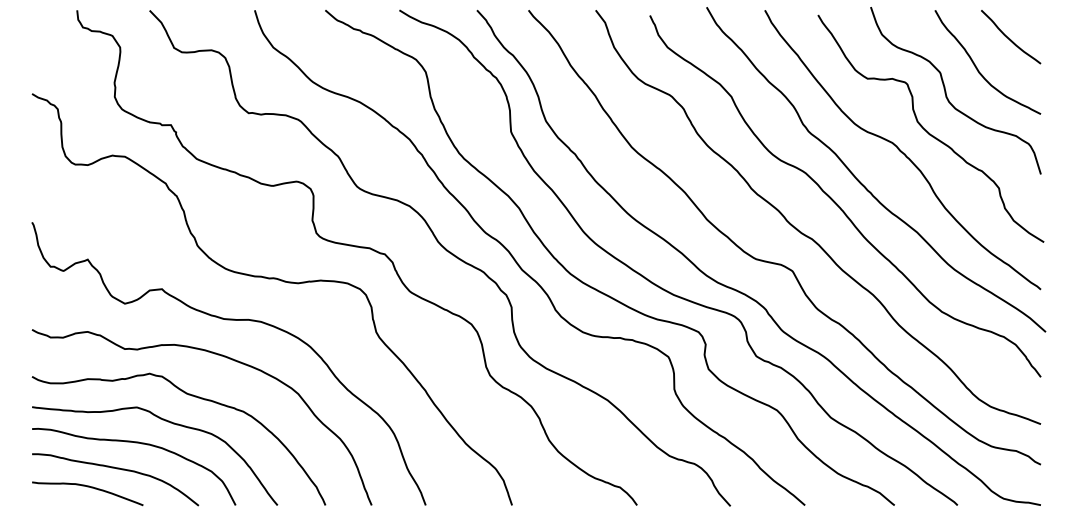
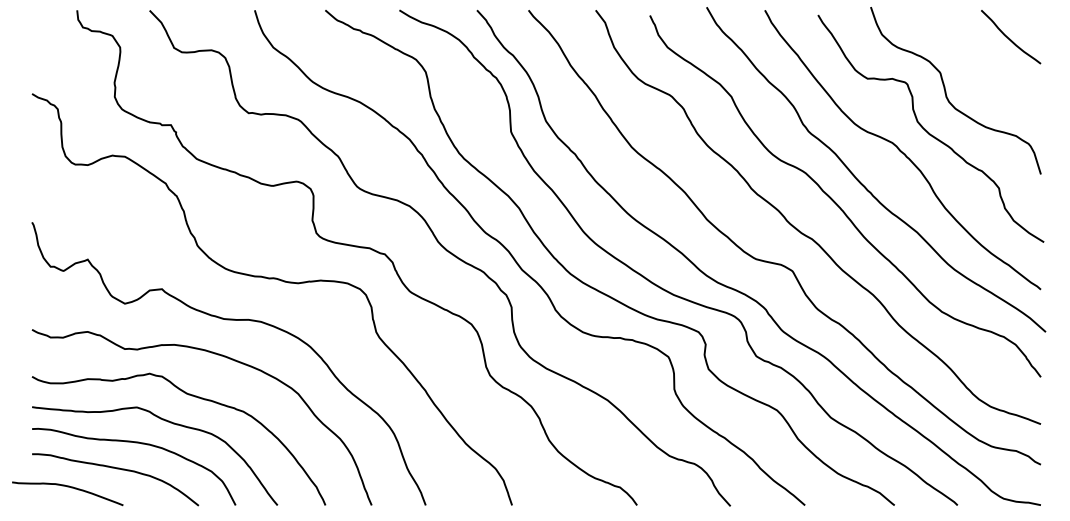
curve: present -> none (977, 67)
curve position: (87, 487) -> (67, 487) (67, 487)
